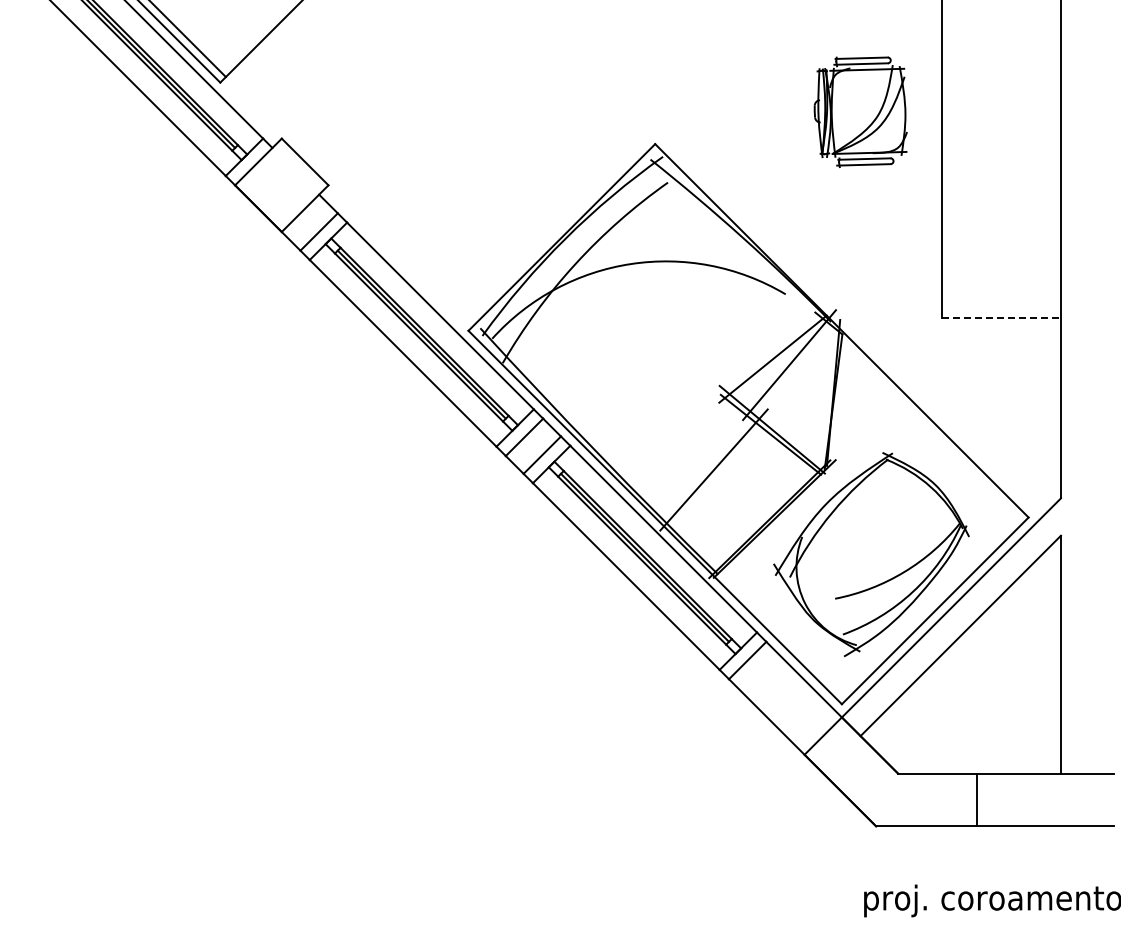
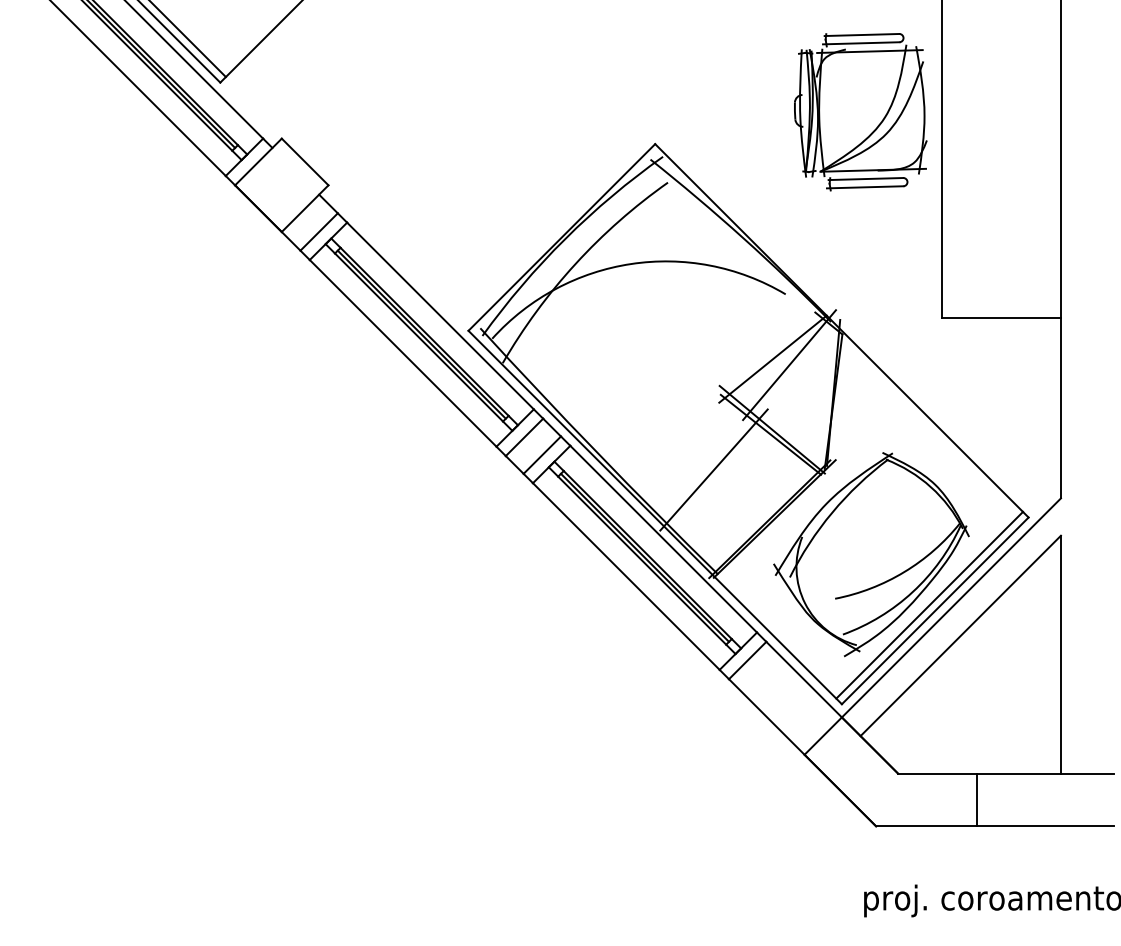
part size: 95x112 px -> 134x159 px (860, 112)
line: dashed -> solid (1002, 318)
line: none -> present (929, 604)
